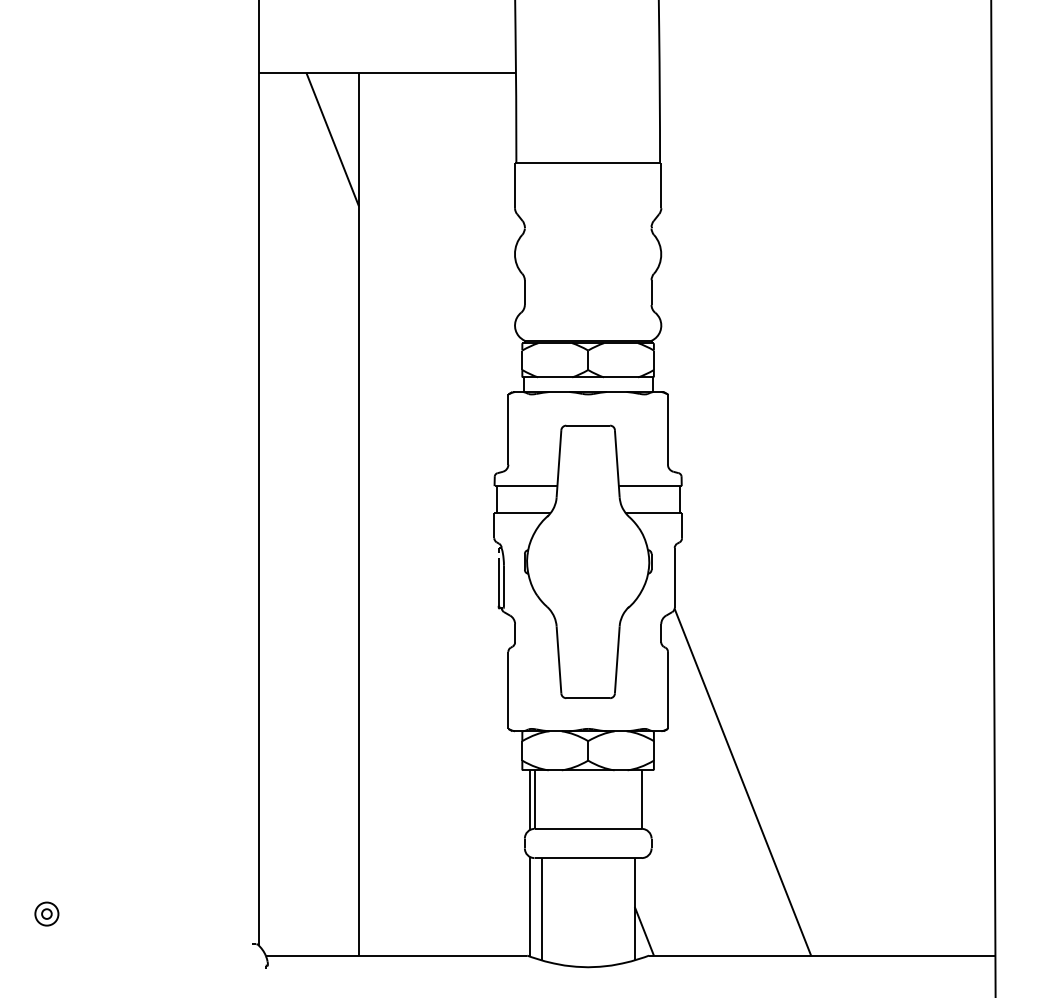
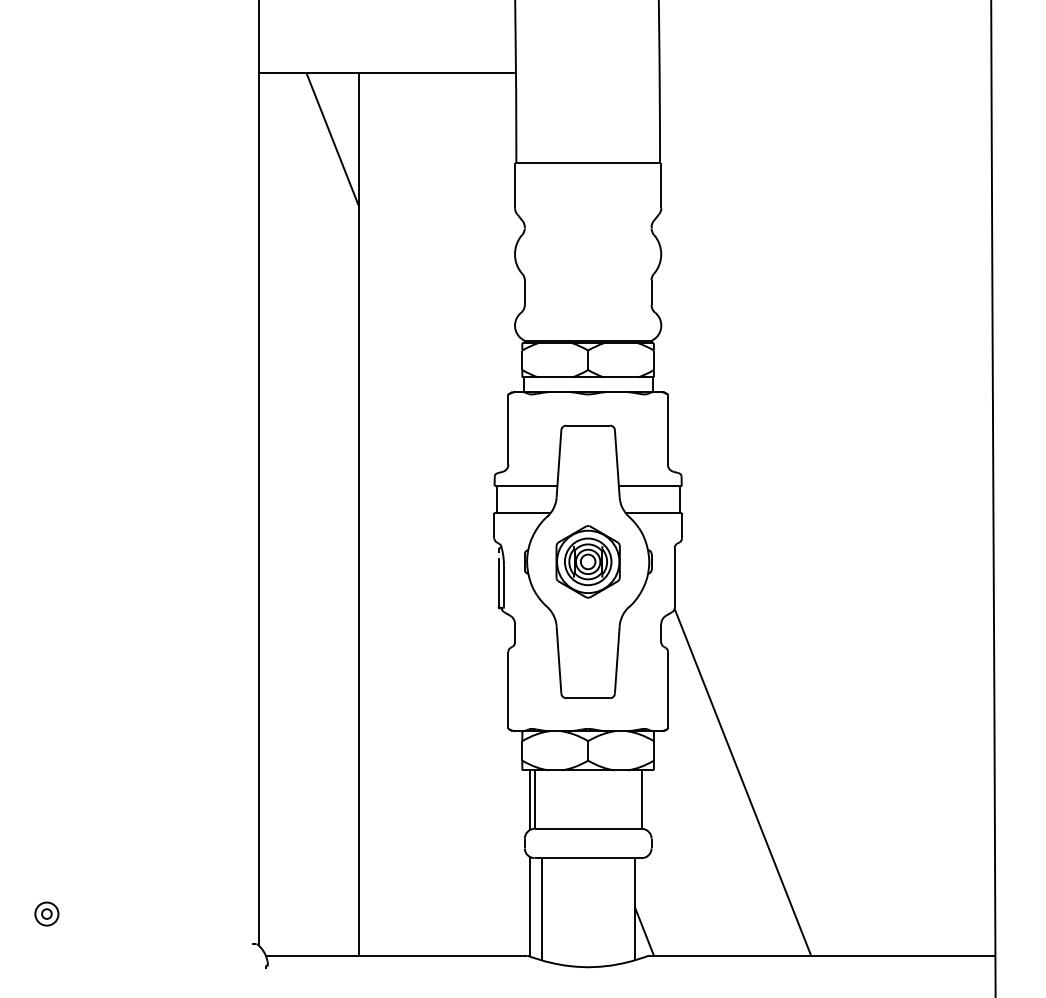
part: none -> present (587, 561)
